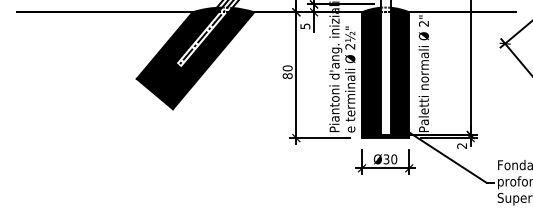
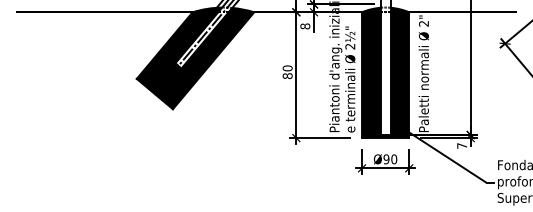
text: 5 -> 8 (305, 26)
text: 2 -> 7 (461, 145)
text: Ø30 -> Ø90 (386, 159)
